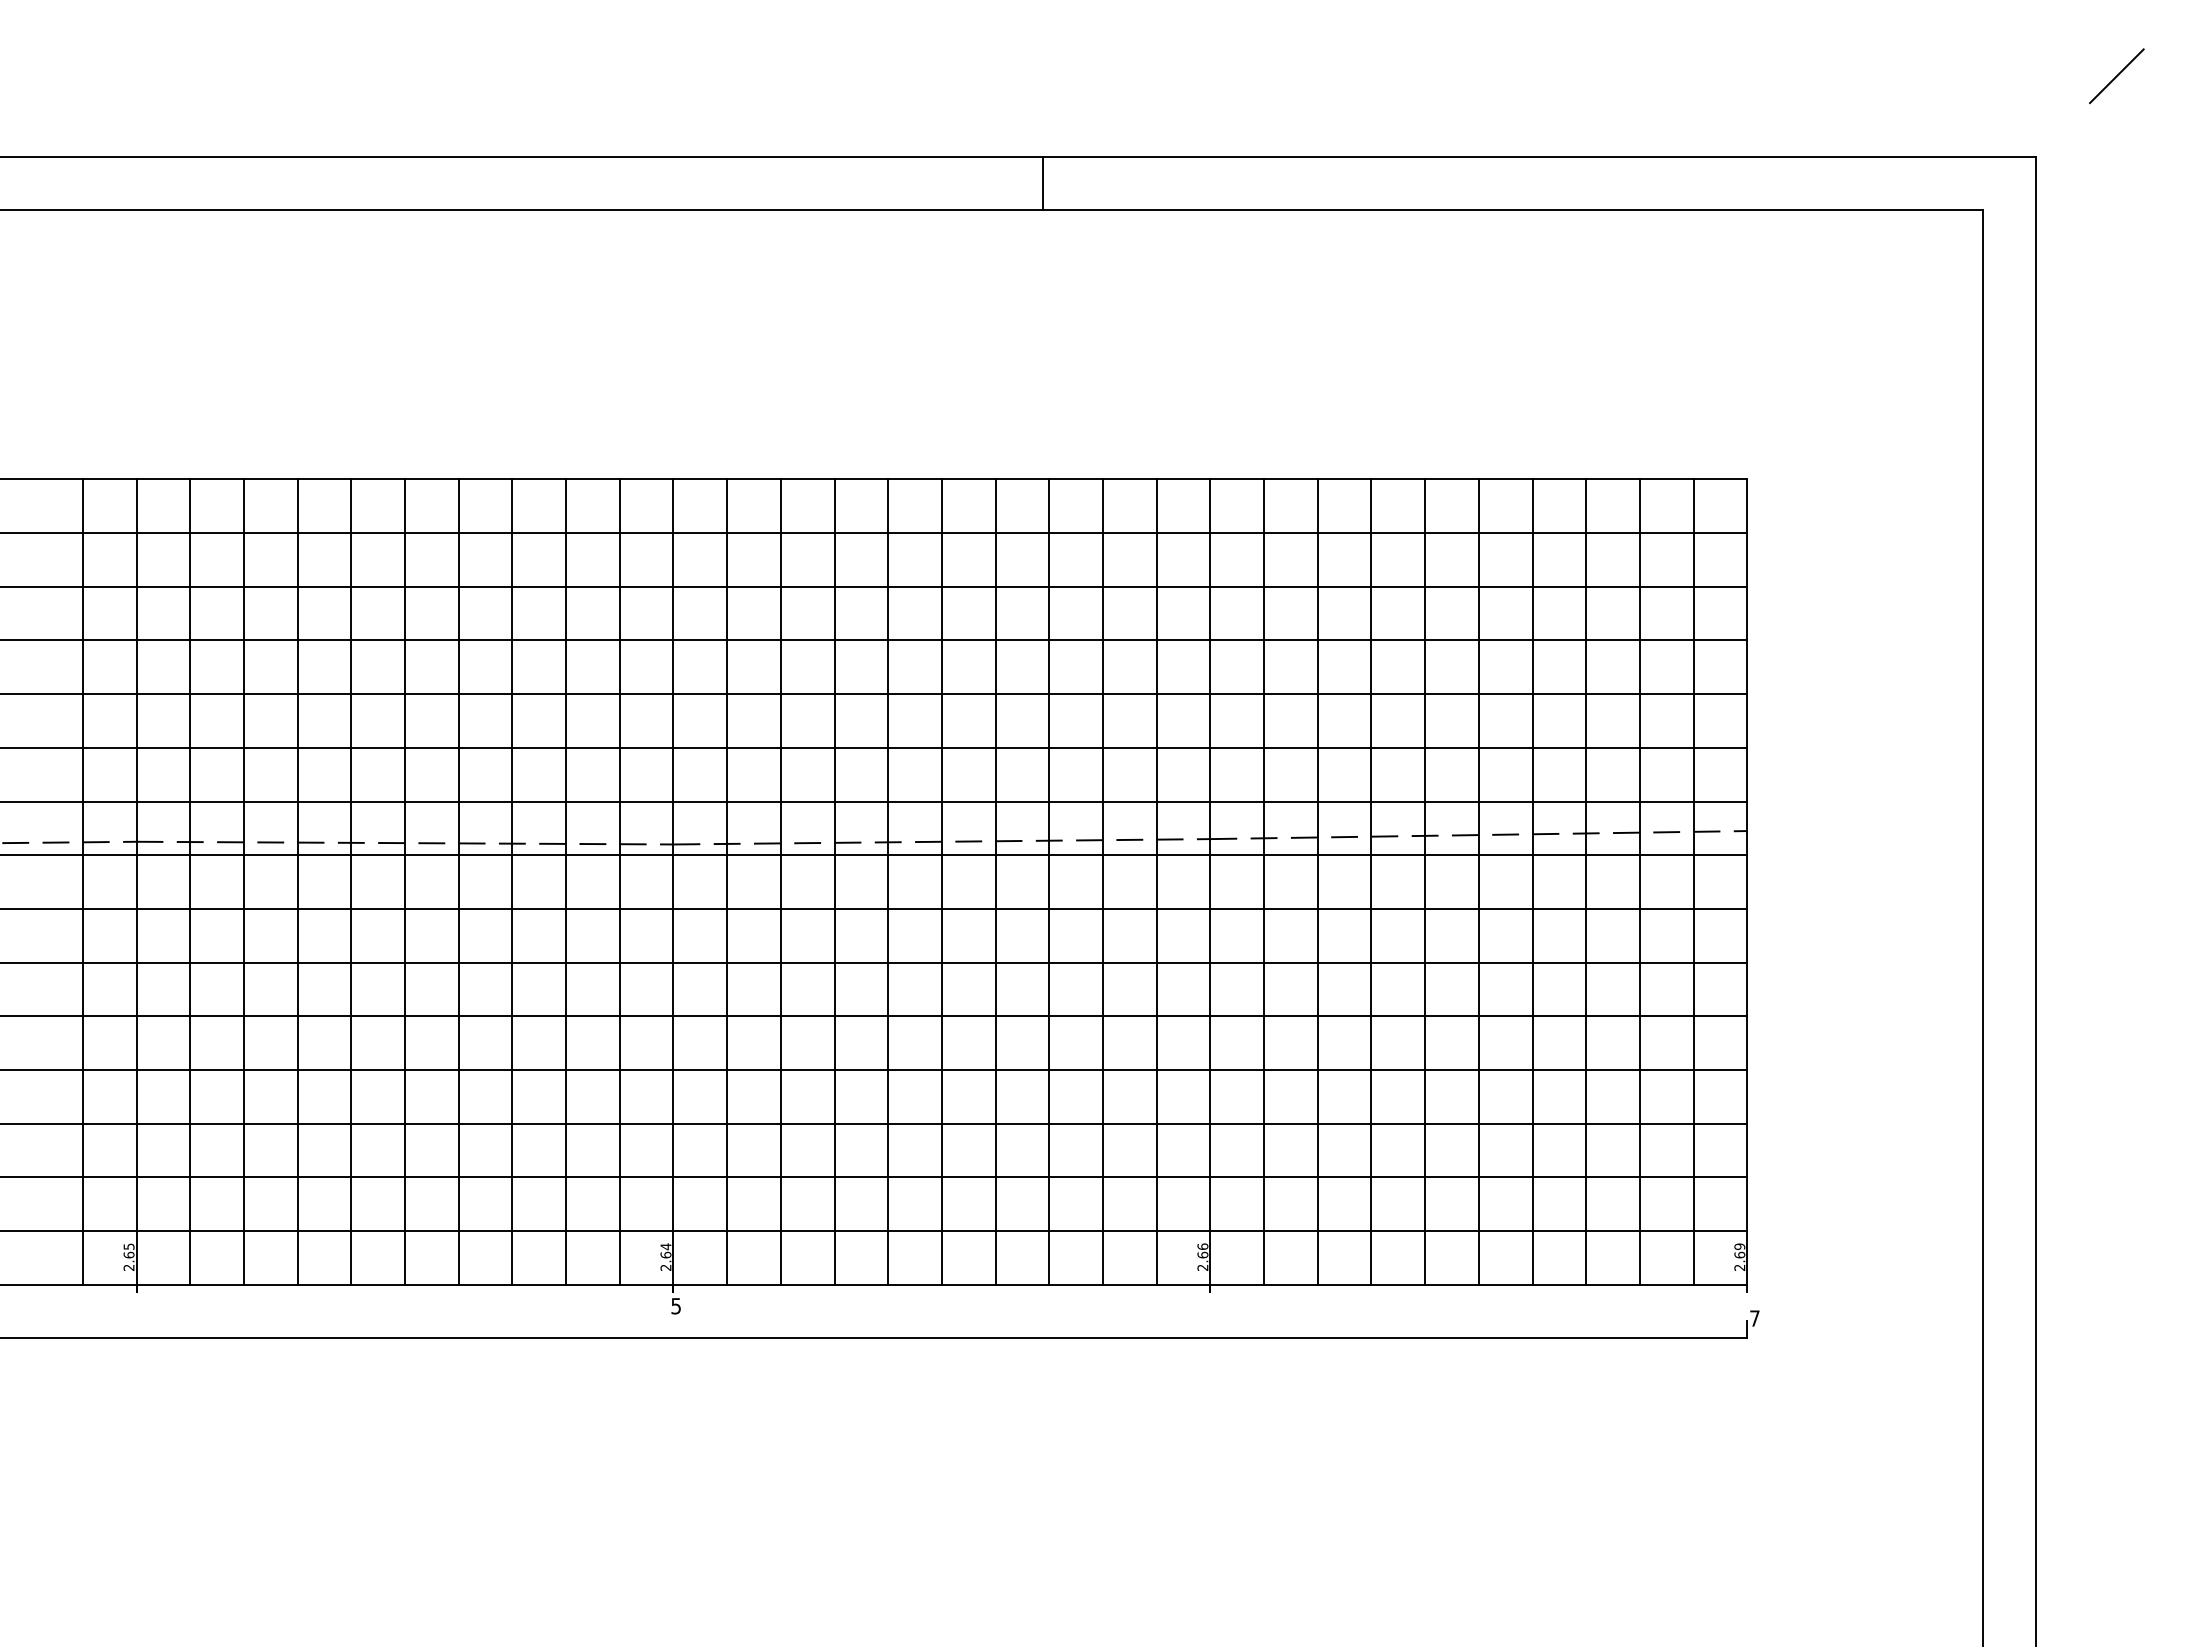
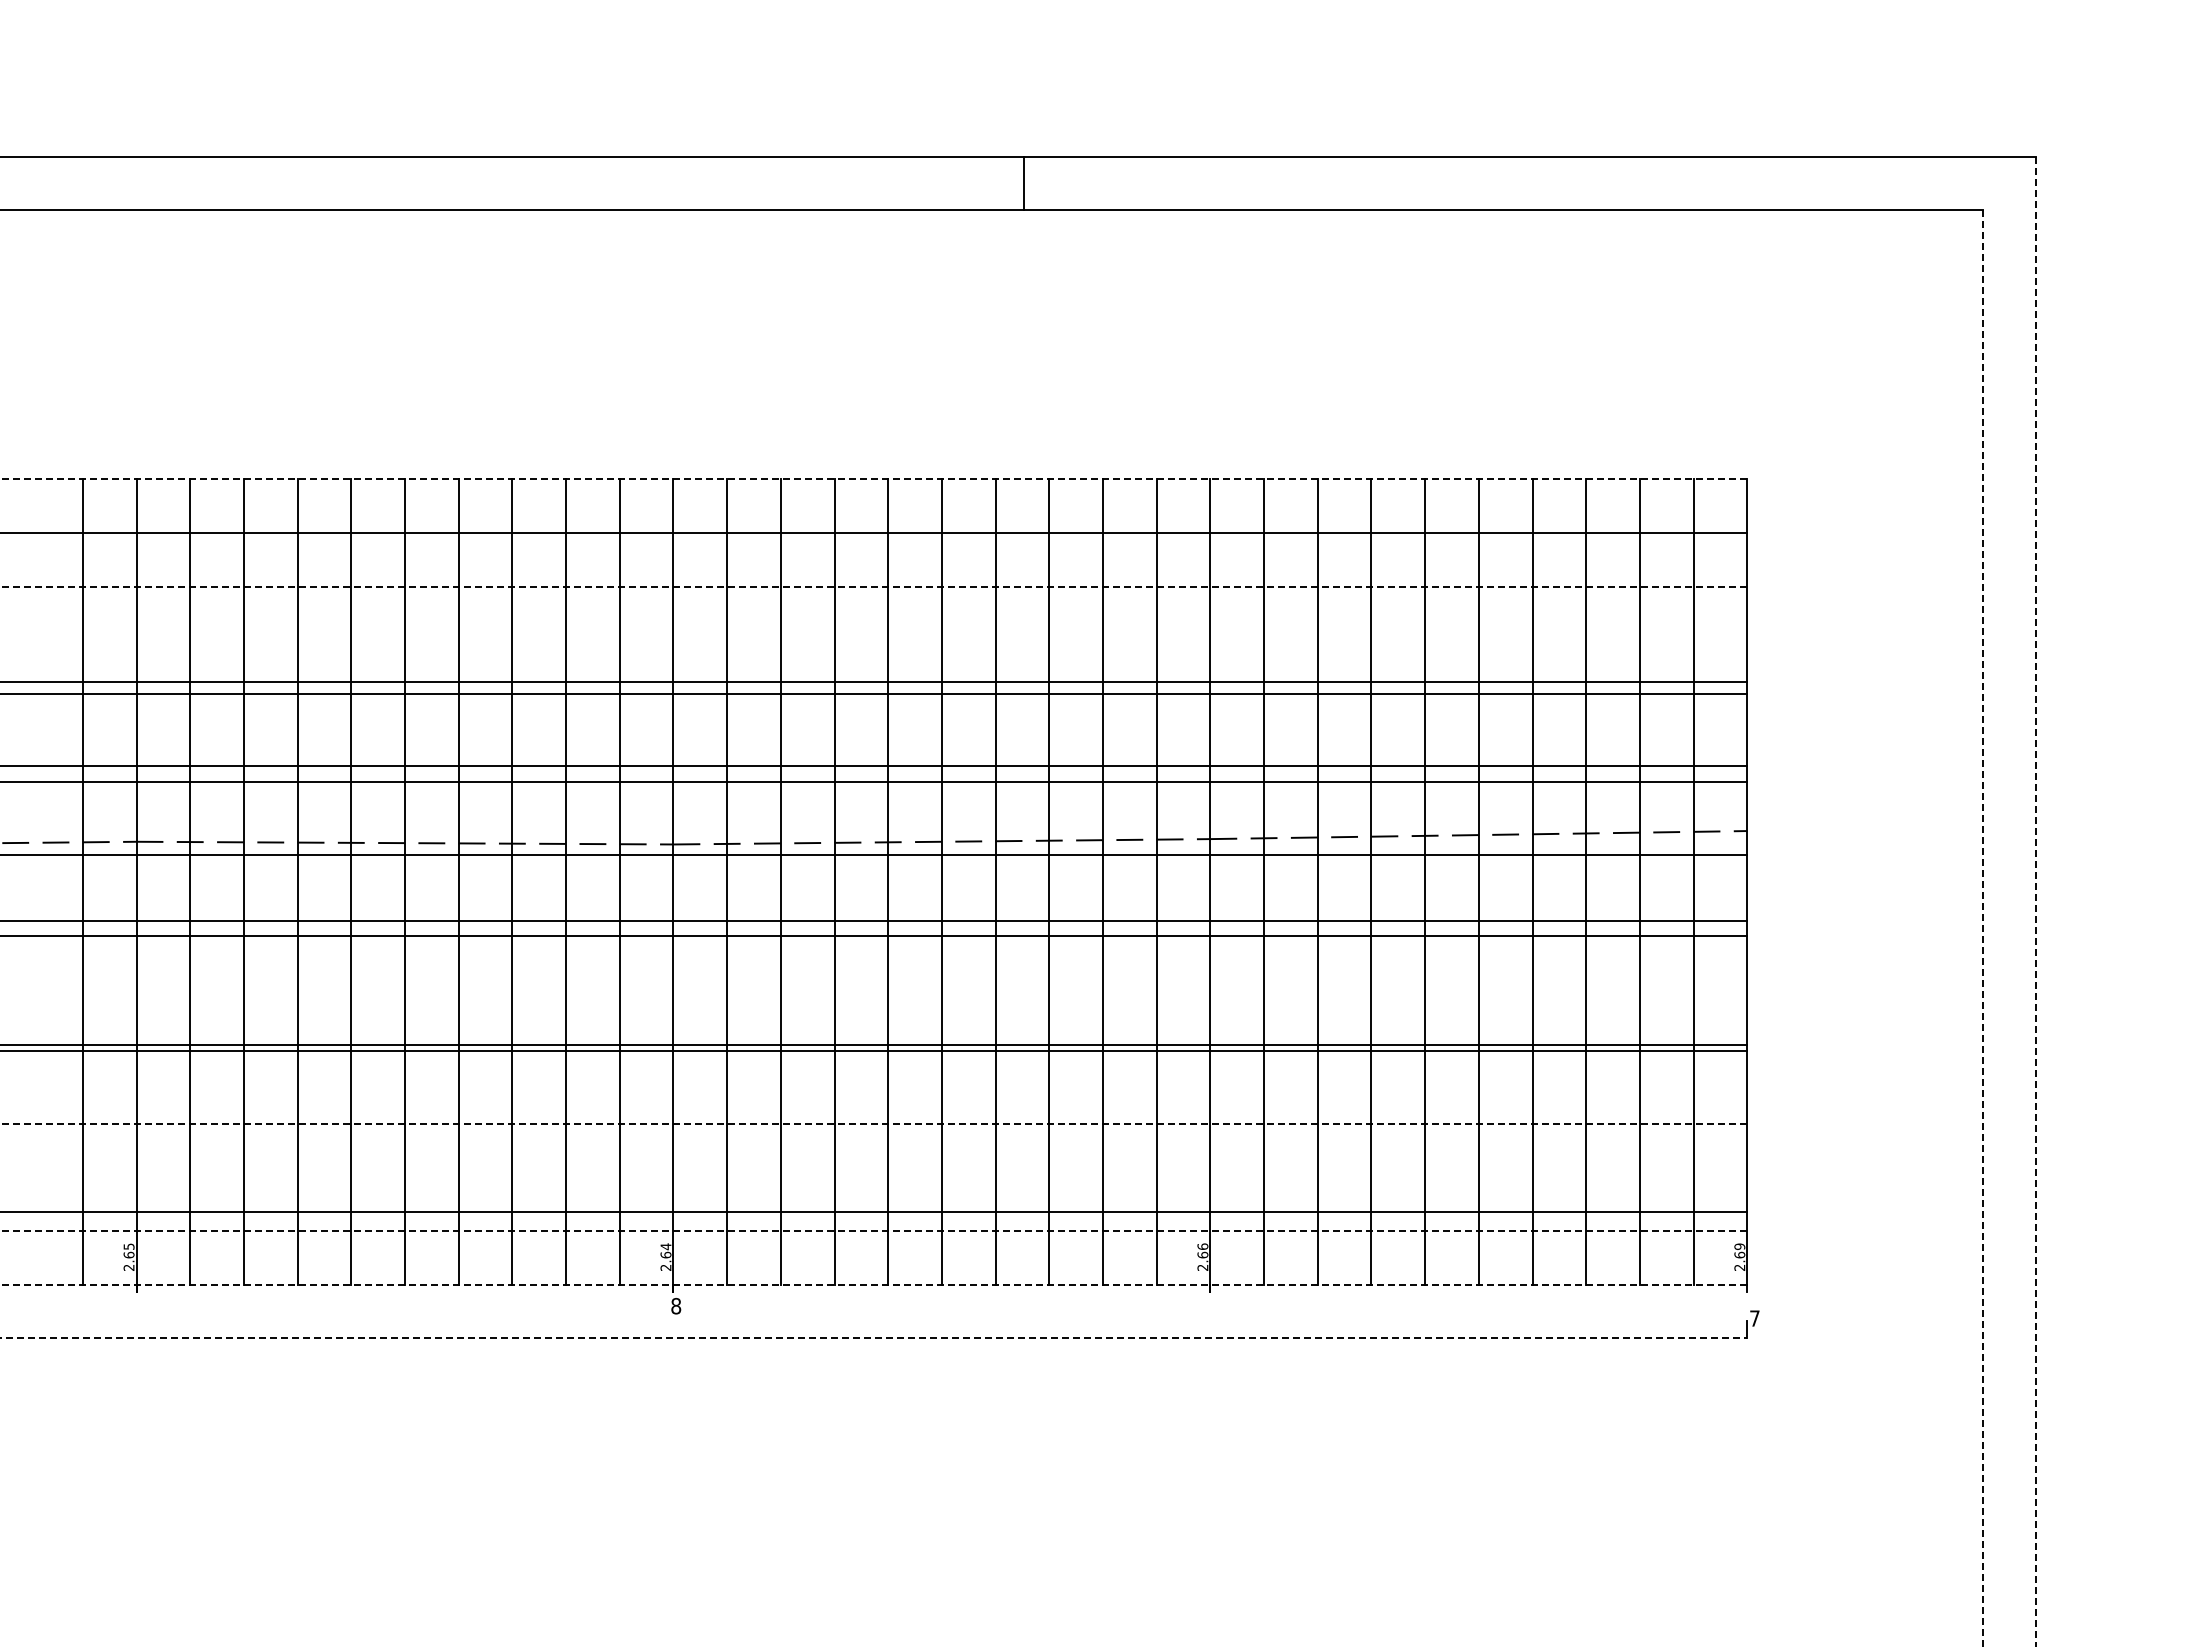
line: present -> none (2116, 75)
line position: (1043, 183) -> (1024, 183) (1024, 183)
line: solid -> dashed (874, 479)
line: solid -> dashed (874, 586)
line position: (874, 640) -> (874, 682) (874, 682)
line position: (874, 747) -> (874, 765) (874, 765)
line position: (874, 801) -> (874, 781) (874, 781)
line: solid -> dashed (2036, 901)
line position: (874, 908) -> (874, 935) (874, 935)
line: solid -> dashed (1982, 928)
line position: (874, 962) -> (874, 920) (874, 920)
line position: (874, 1016) -> (874, 1045) (874, 1045)
line position: (874, 1069) -> (874, 1050) (874, 1050)
line: solid -> dashed (874, 1123)
line position: (874, 1177) -> (874, 1212) (874, 1212)
line: solid -> dashed (874, 1231)
line: solid -> dashed (874, 1284)
text: 5 -> 8 (676, 1305)
line: solid -> dashed (874, 1338)
